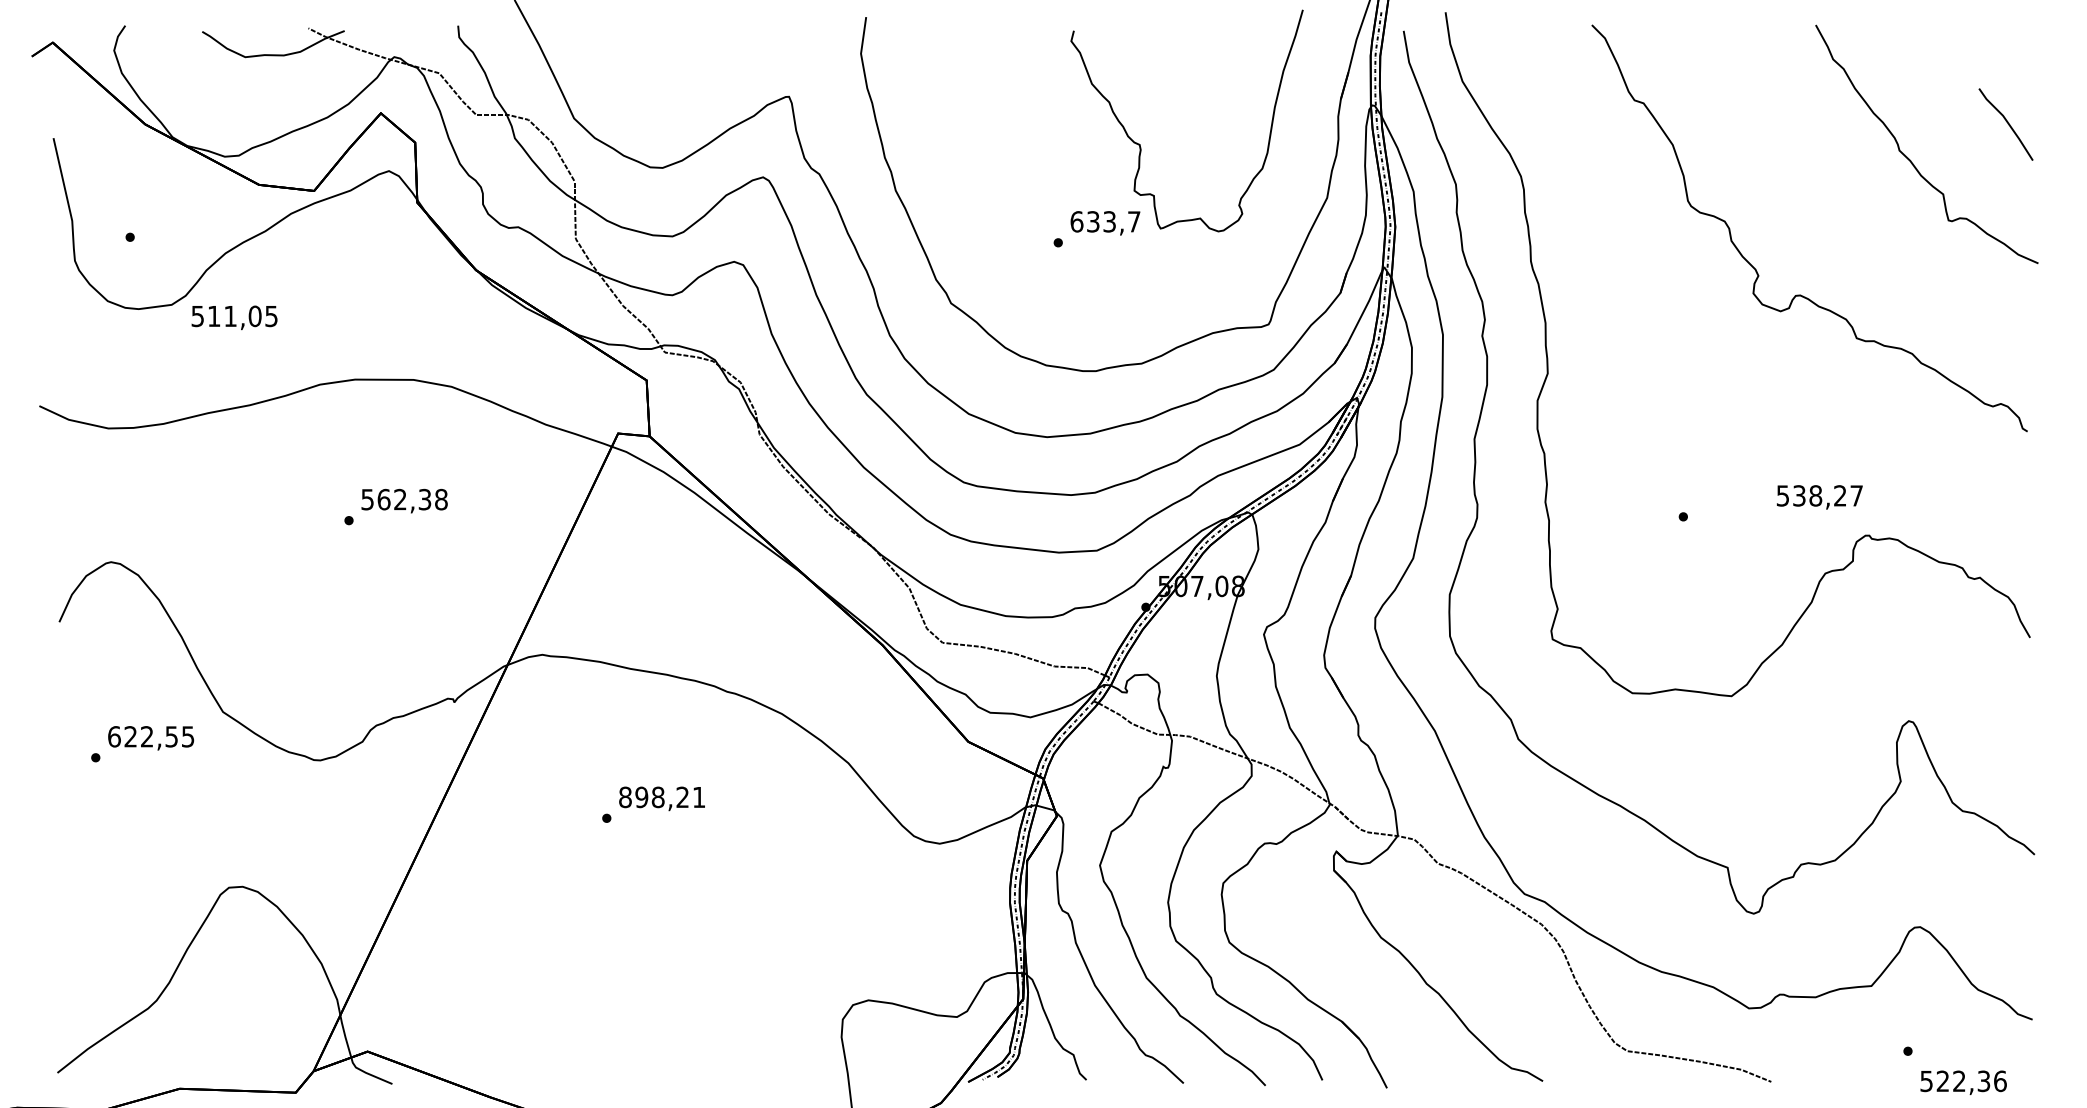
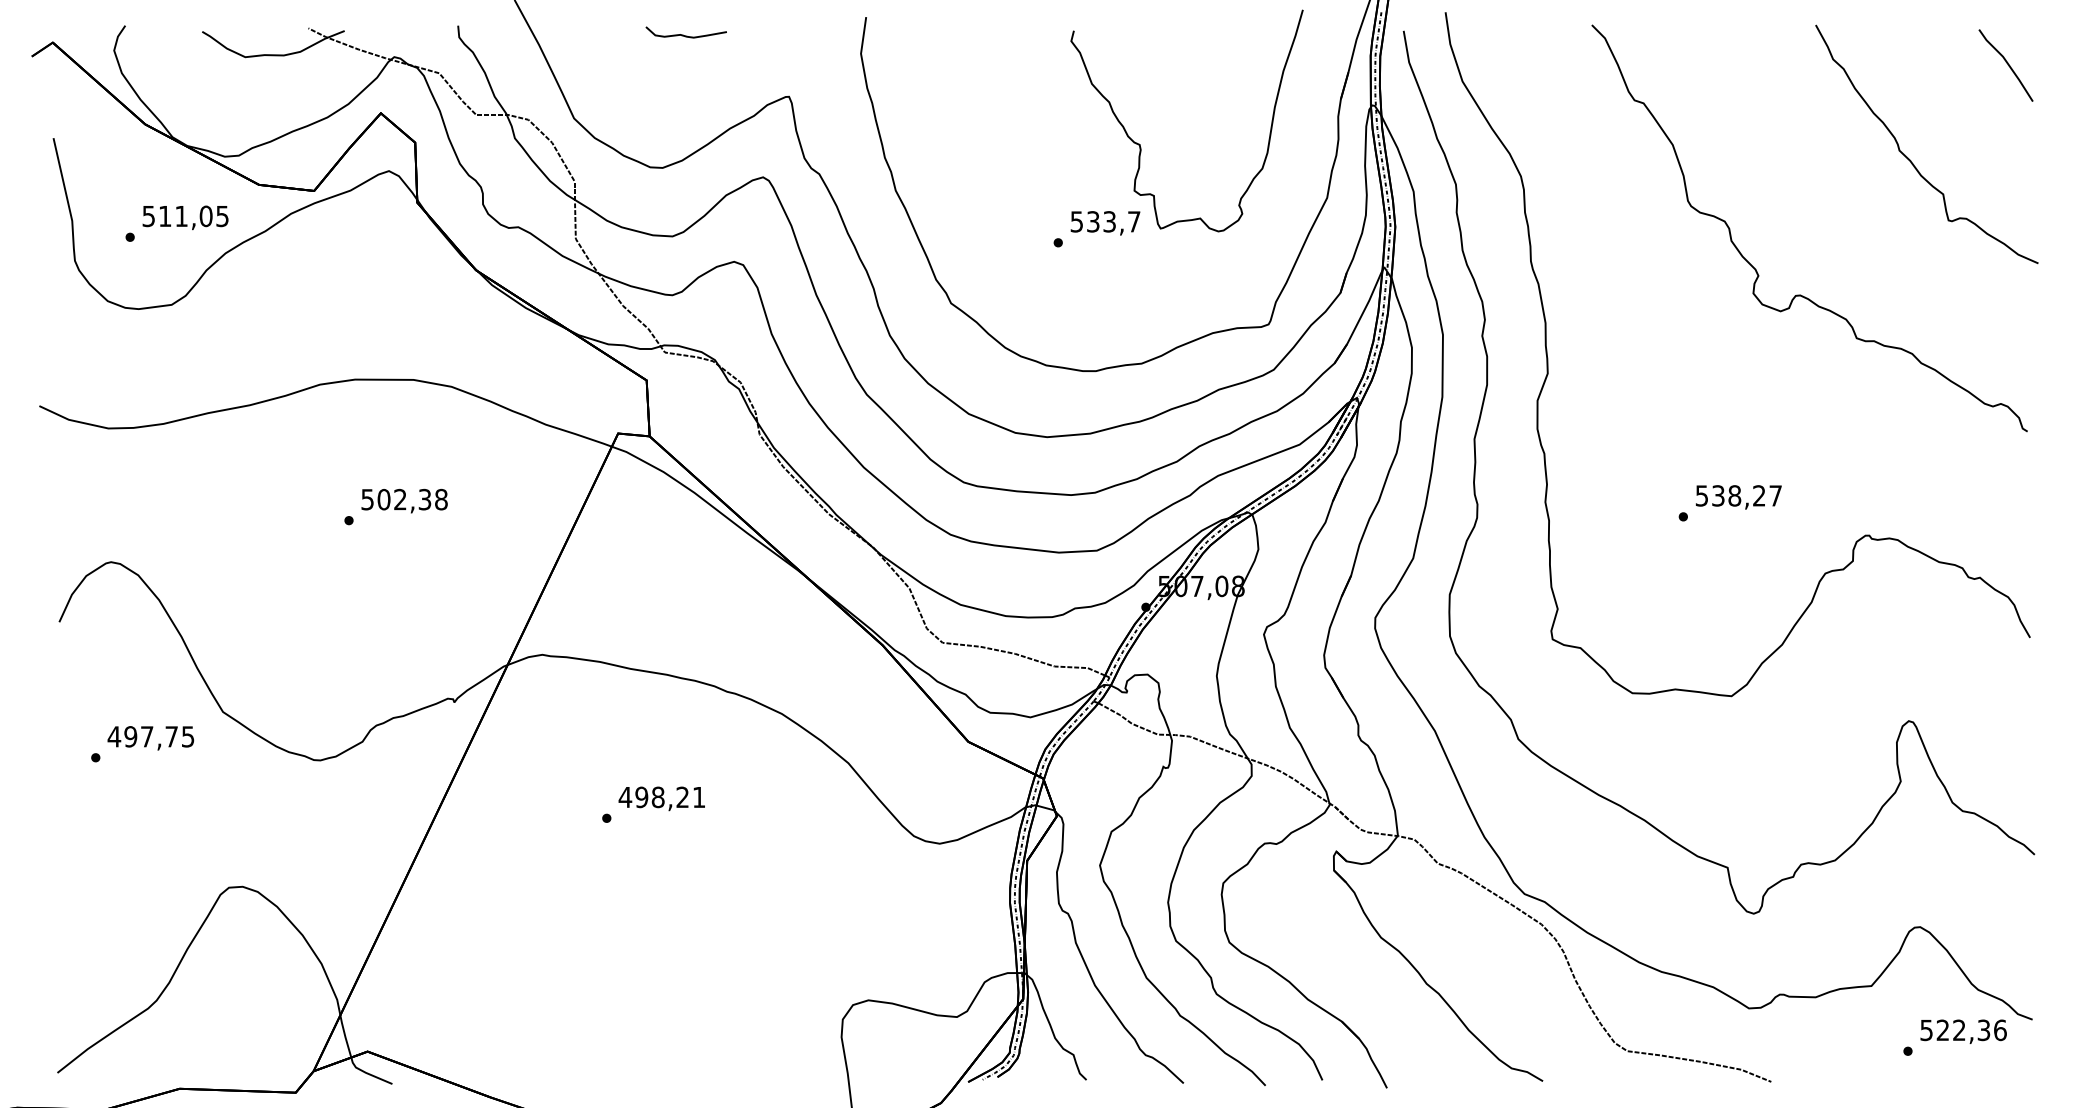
curve: none -> present (683, 34)
line position: (2006, 122) -> (2006, 63) (2006, 63)
text: 633,7 -> 533,7 (1076, 221)
text position: (234, 317) -> (185, 217) (185, 217)
text position: (1819, 497) -> (1738, 497) (1738, 497)
text: 562,38 -> 502,38 (383, 498)
text: 622,55 -> 497,75 (142, 736)
text: 898,21 -> 498,21 (625, 797)
text position: (1963, 1082) -> (1963, 1031) (1963, 1031)
